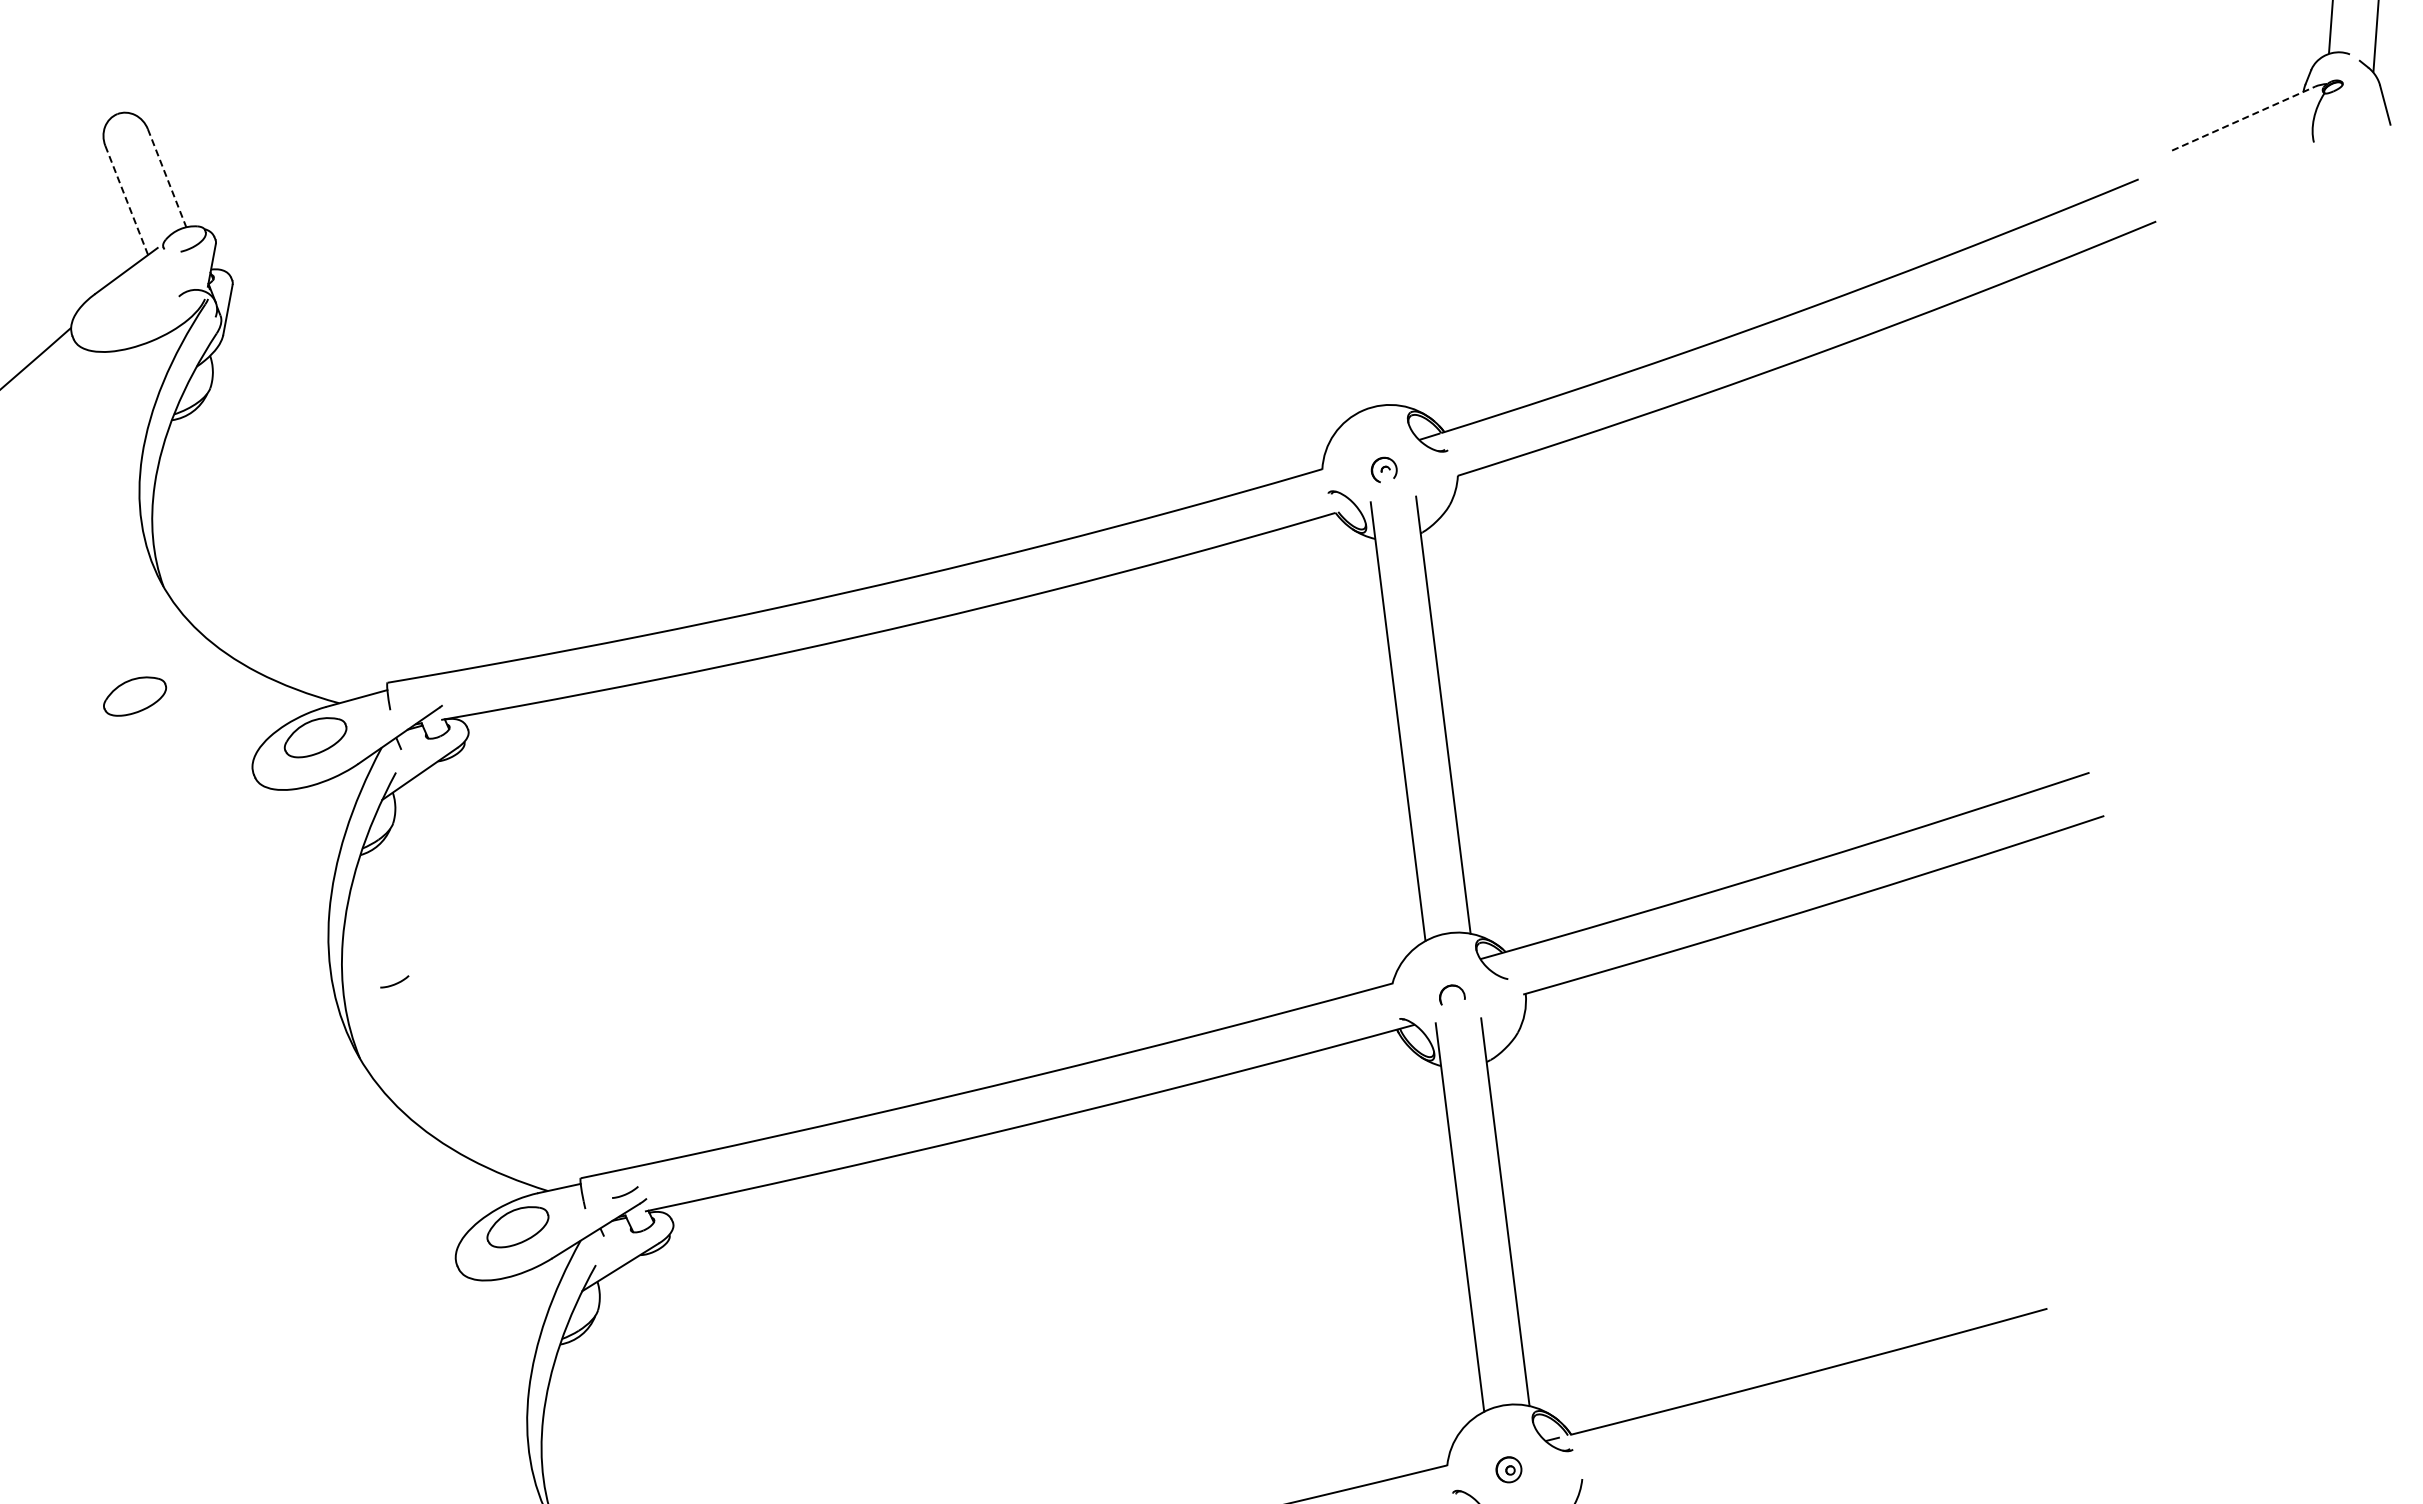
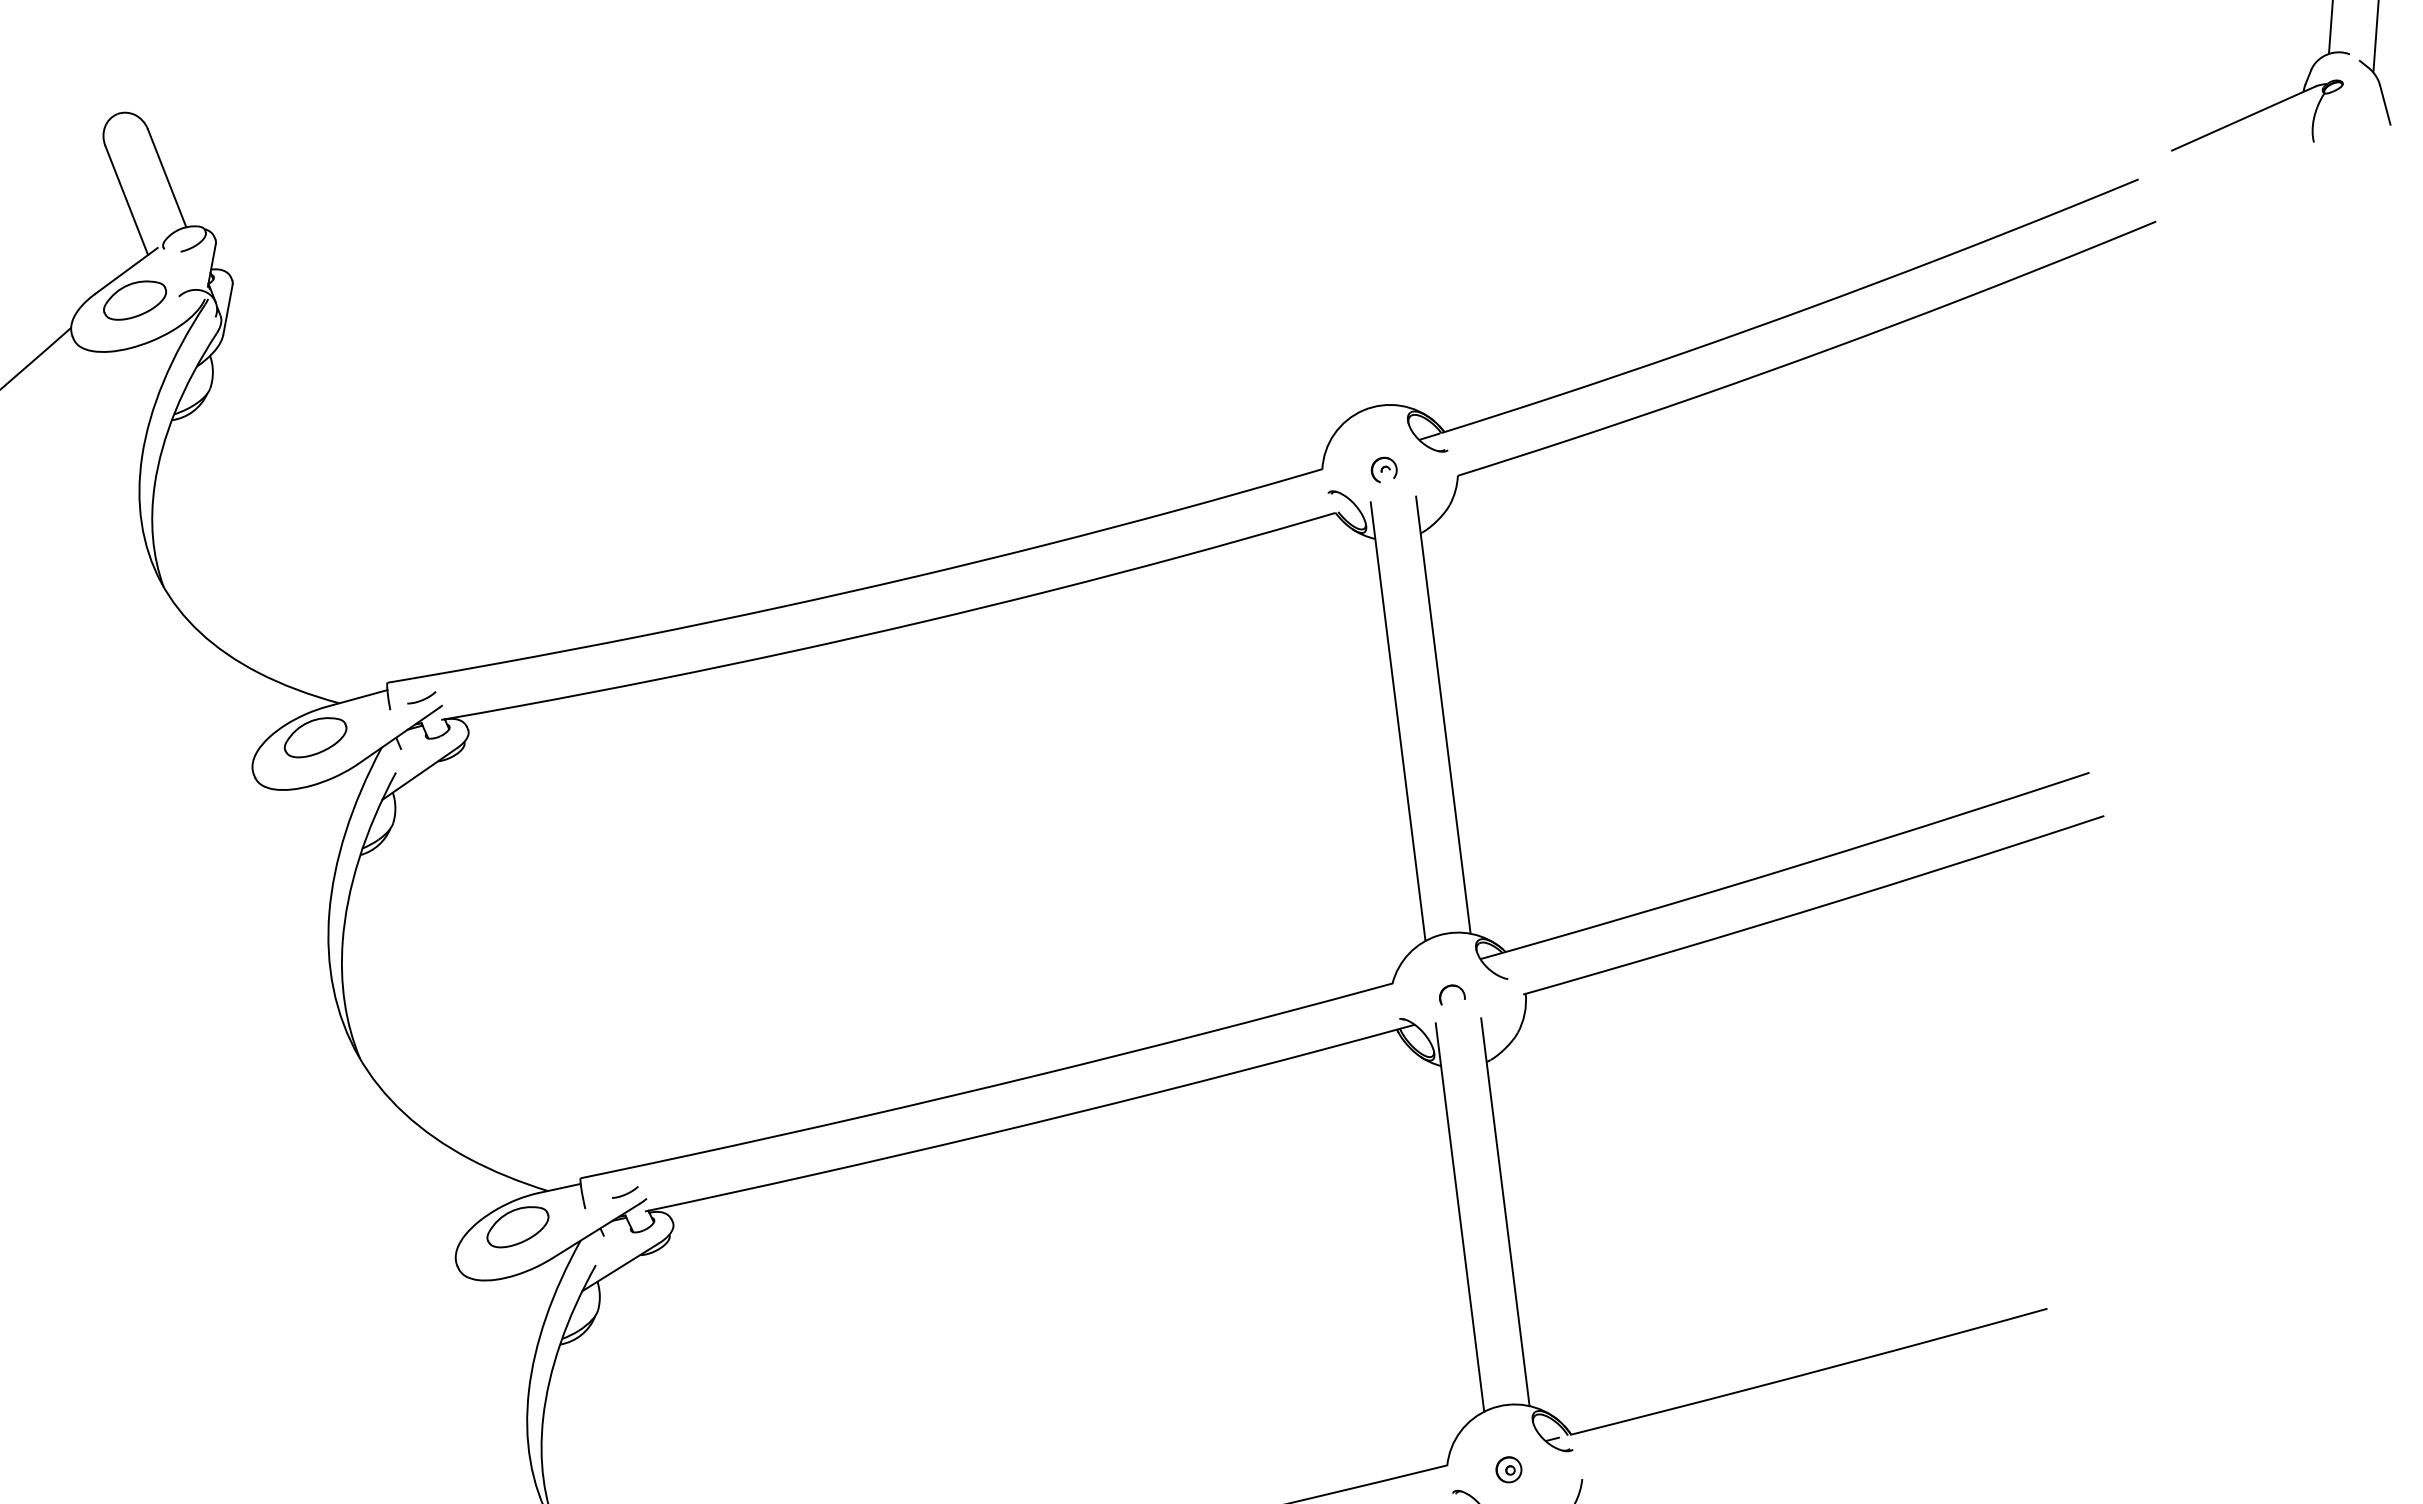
line: dashed -> solid (2244, 118)
line: dashed -> solid (167, 178)
line: dashed -> solid (126, 200)
part position: (135, 696) -> (135, 300) (135, 300)
curve position: (394, 983) -> (421, 699) (421, 699)
